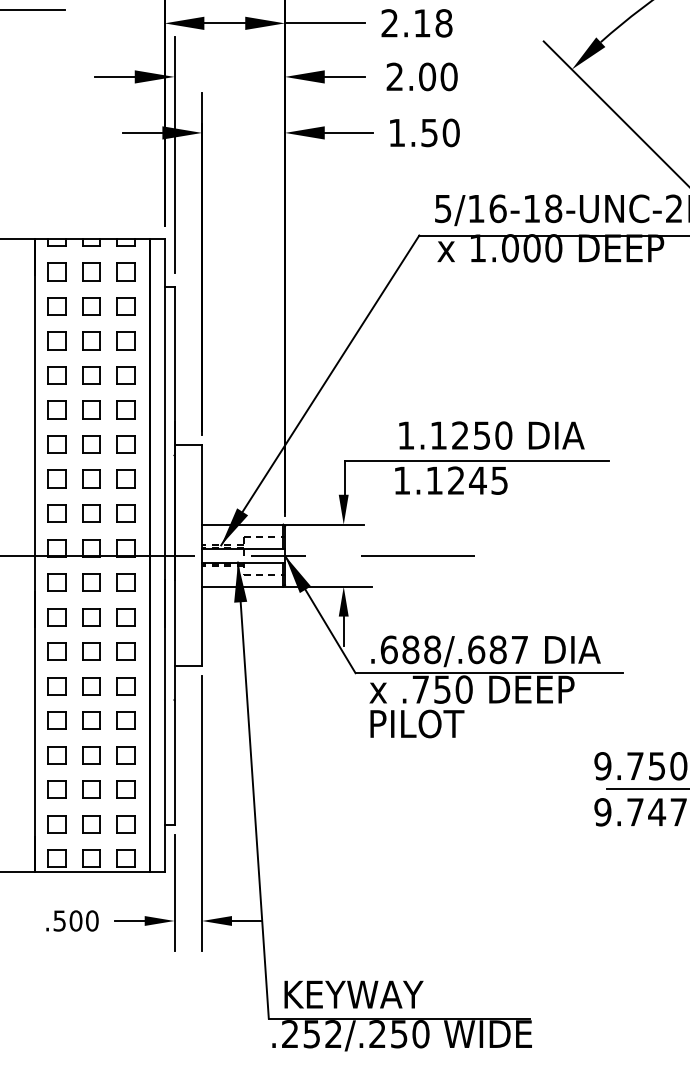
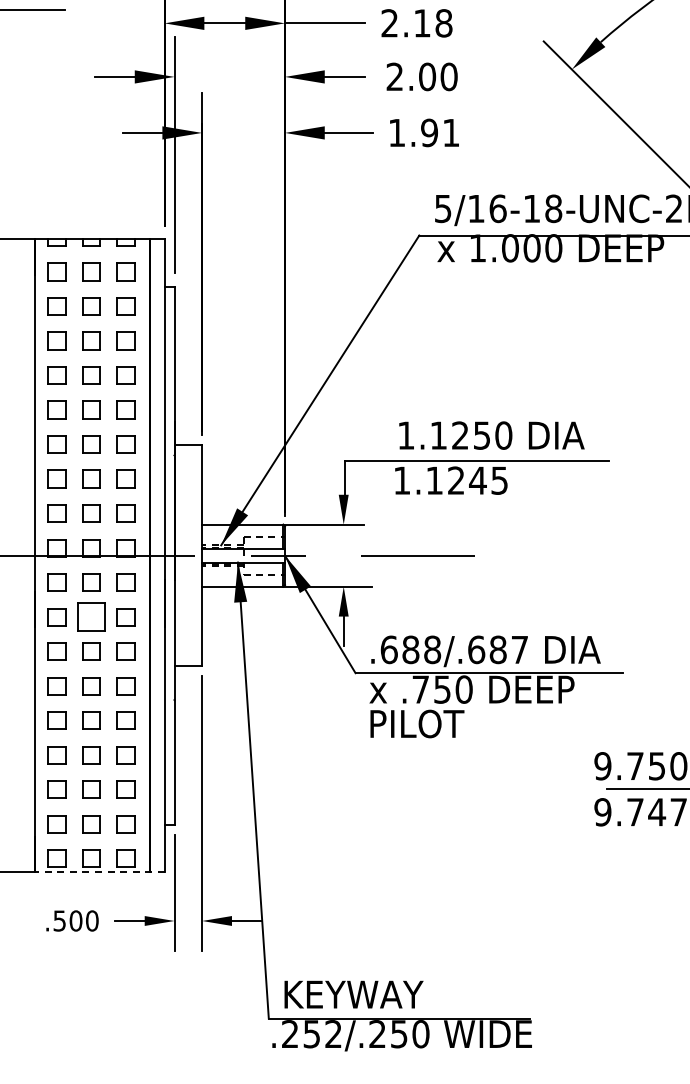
text: 1.50 -> 1.91 (440, 132)
part size: 19x19 px -> 29x30 px (91, 616)
line: solid -> dashed (100, 871)
